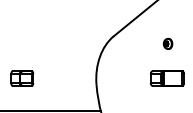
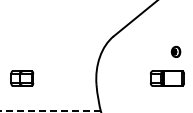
part position: (167, 43) -> (175, 51) (175, 51)
line: solid -> dashed (50, 110)
